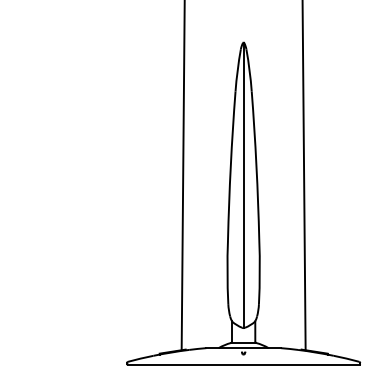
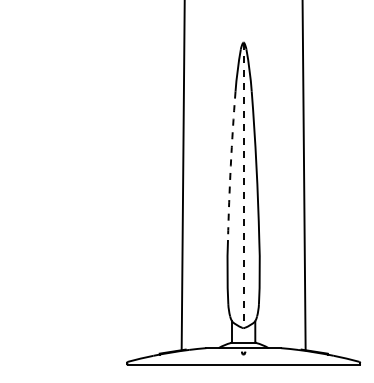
arc: solid -> dashed (230, 165)
line: solid -> dashed (243, 185)
